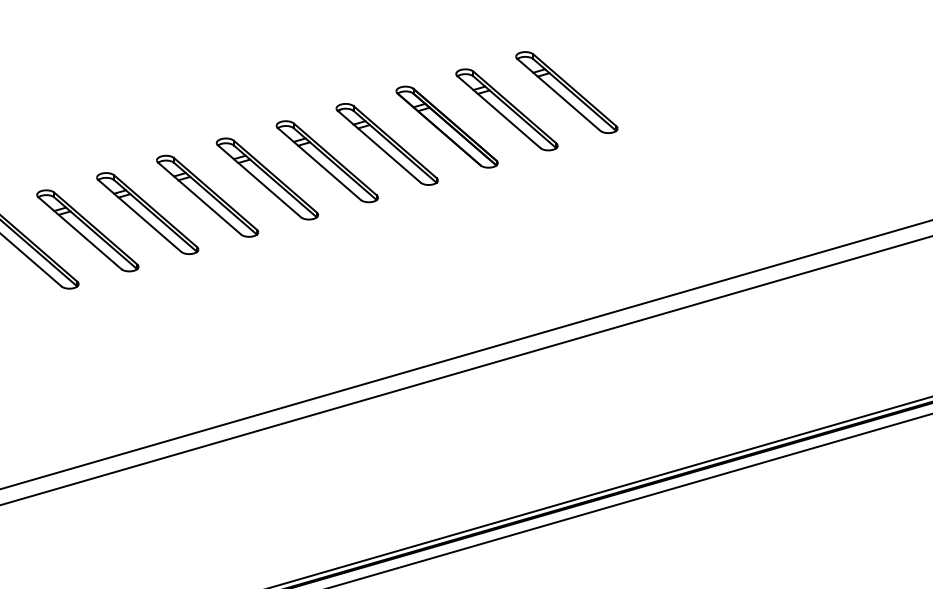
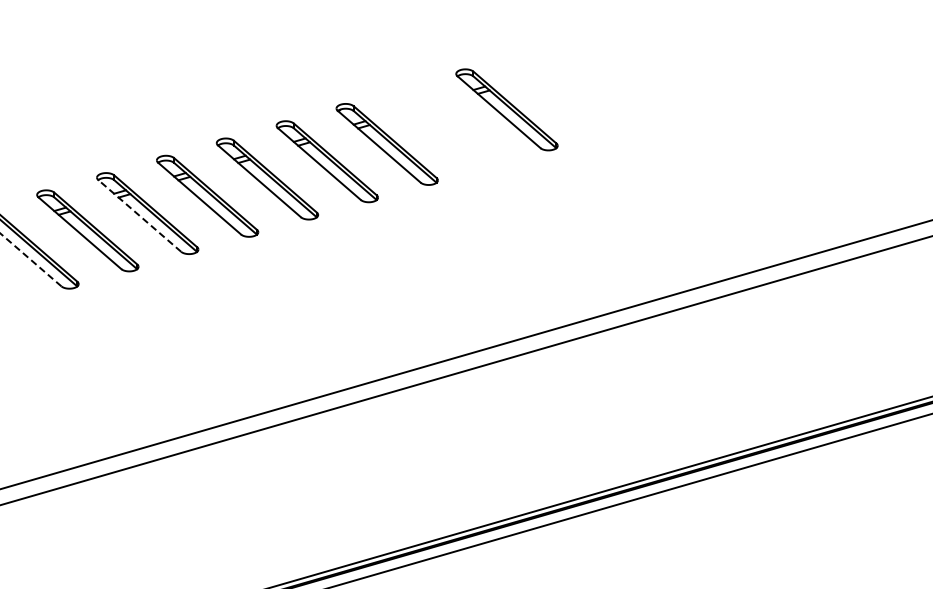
part: present -> none (566, 92)
part: present -> none (446, 126)
line: solid -> dashed (139, 215)
line: solid -> dashed (30, 259)
